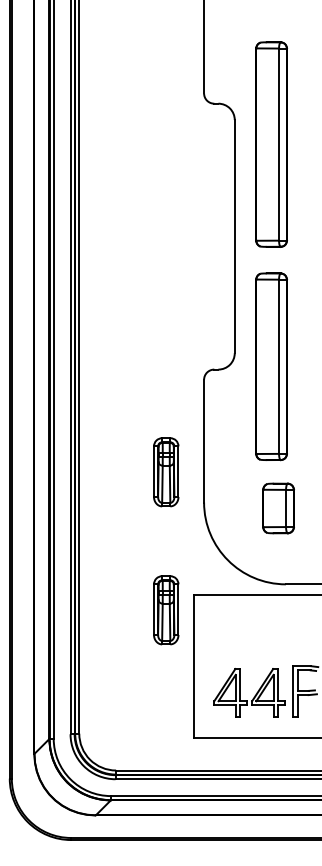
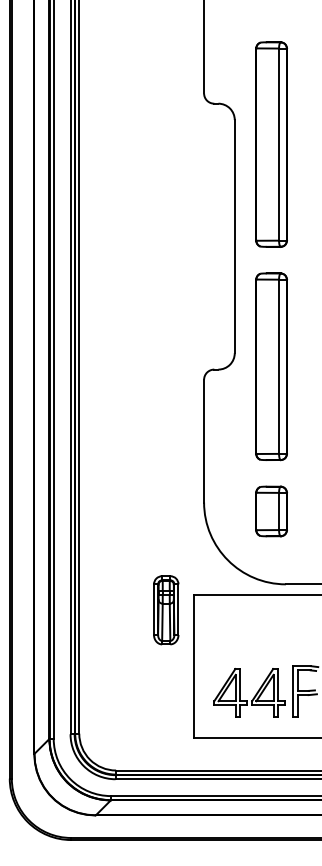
part: present -> none (166, 472)
part position: (278, 508) -> (271, 511) (271, 511)
